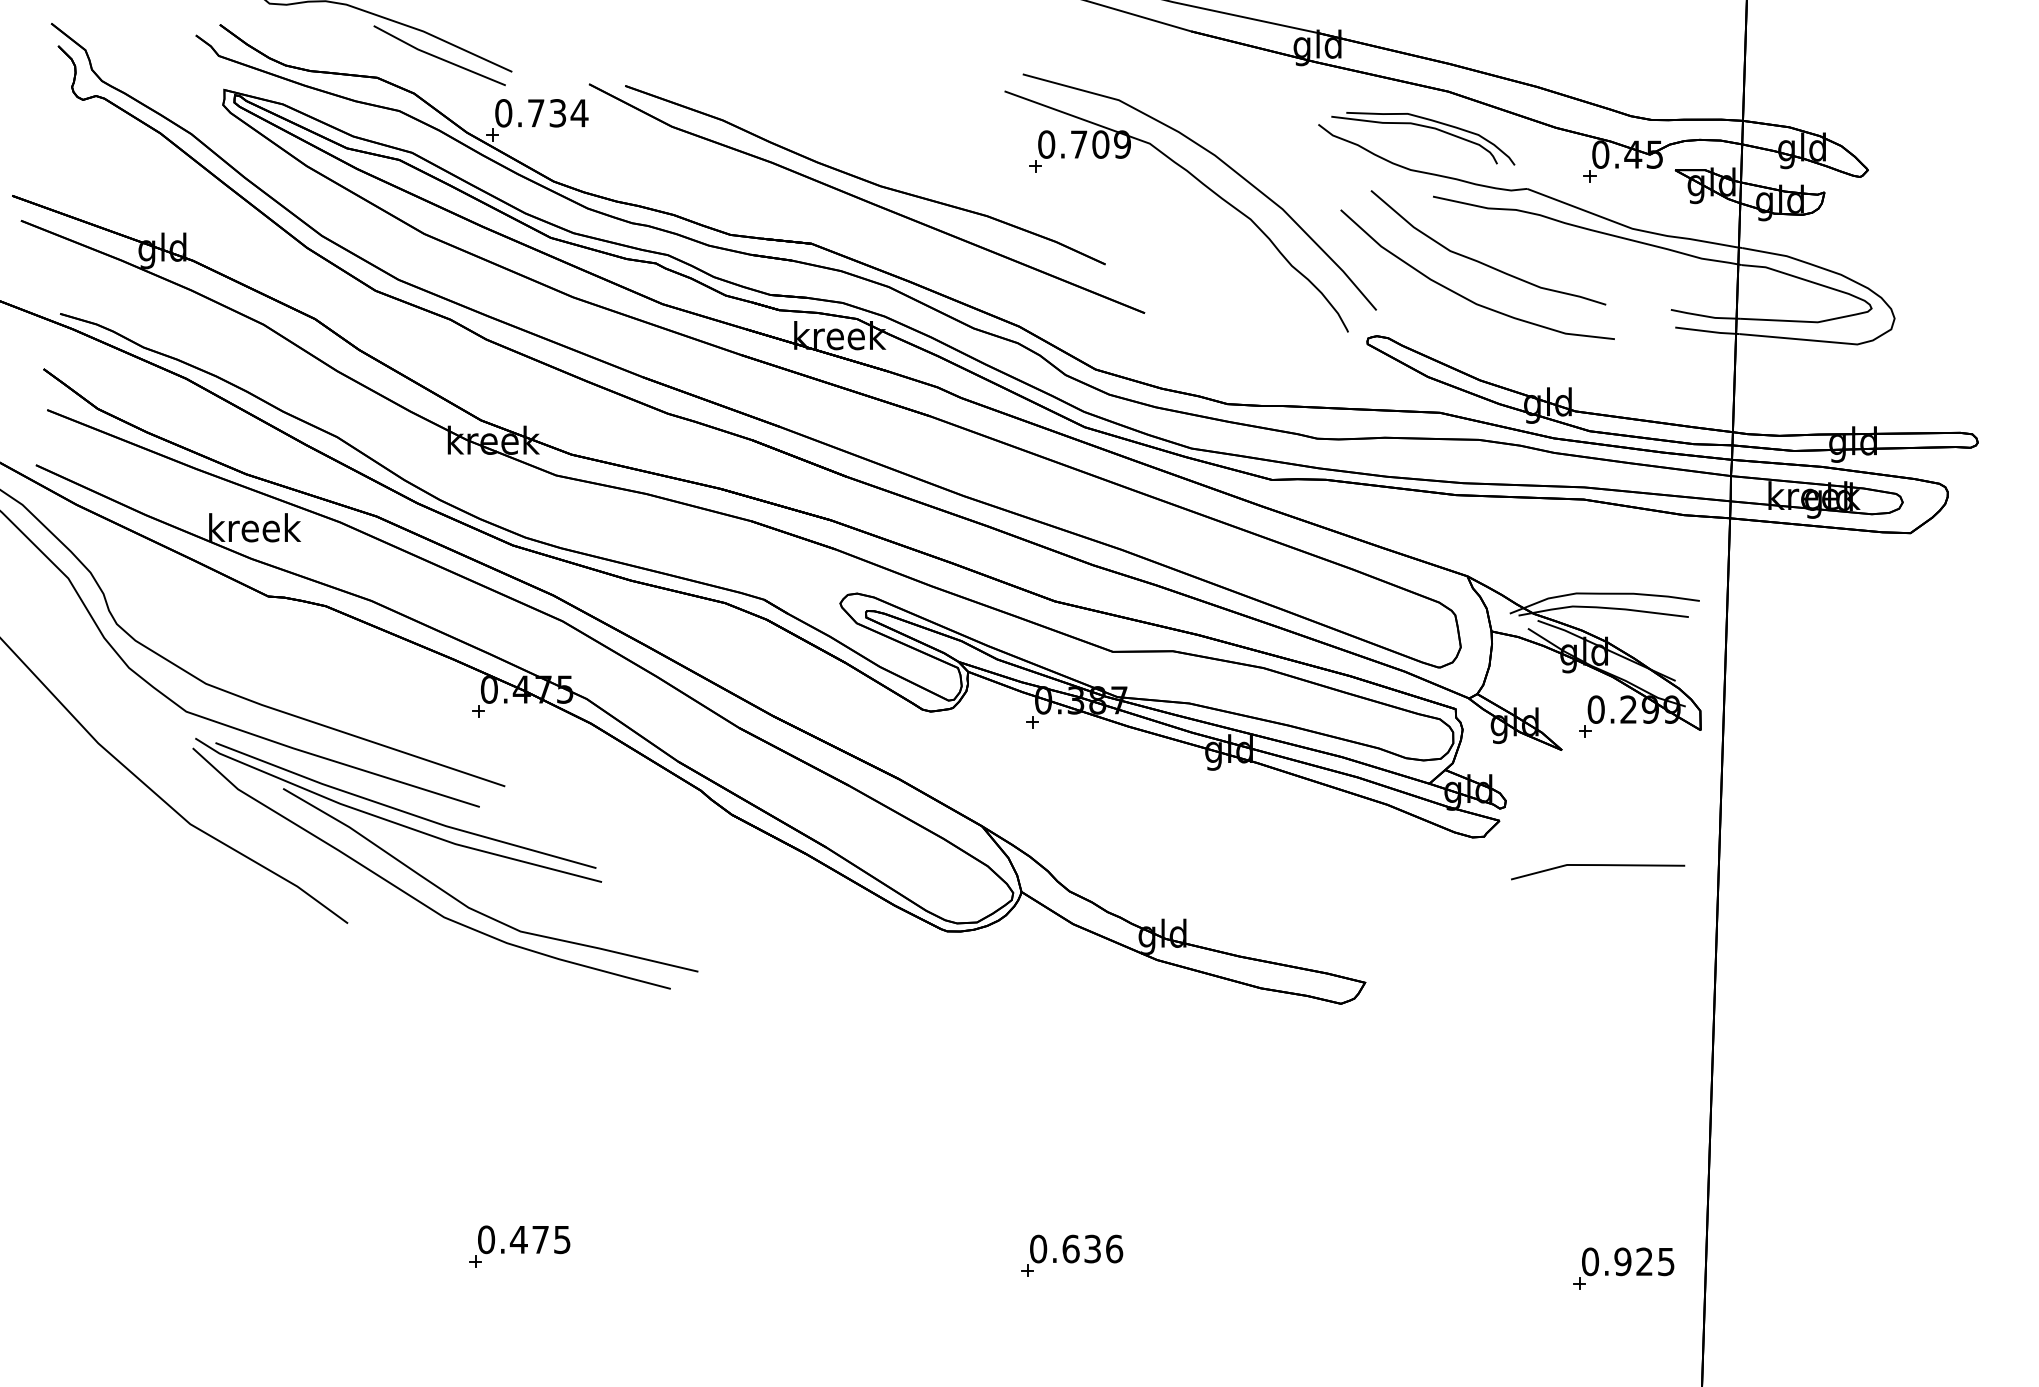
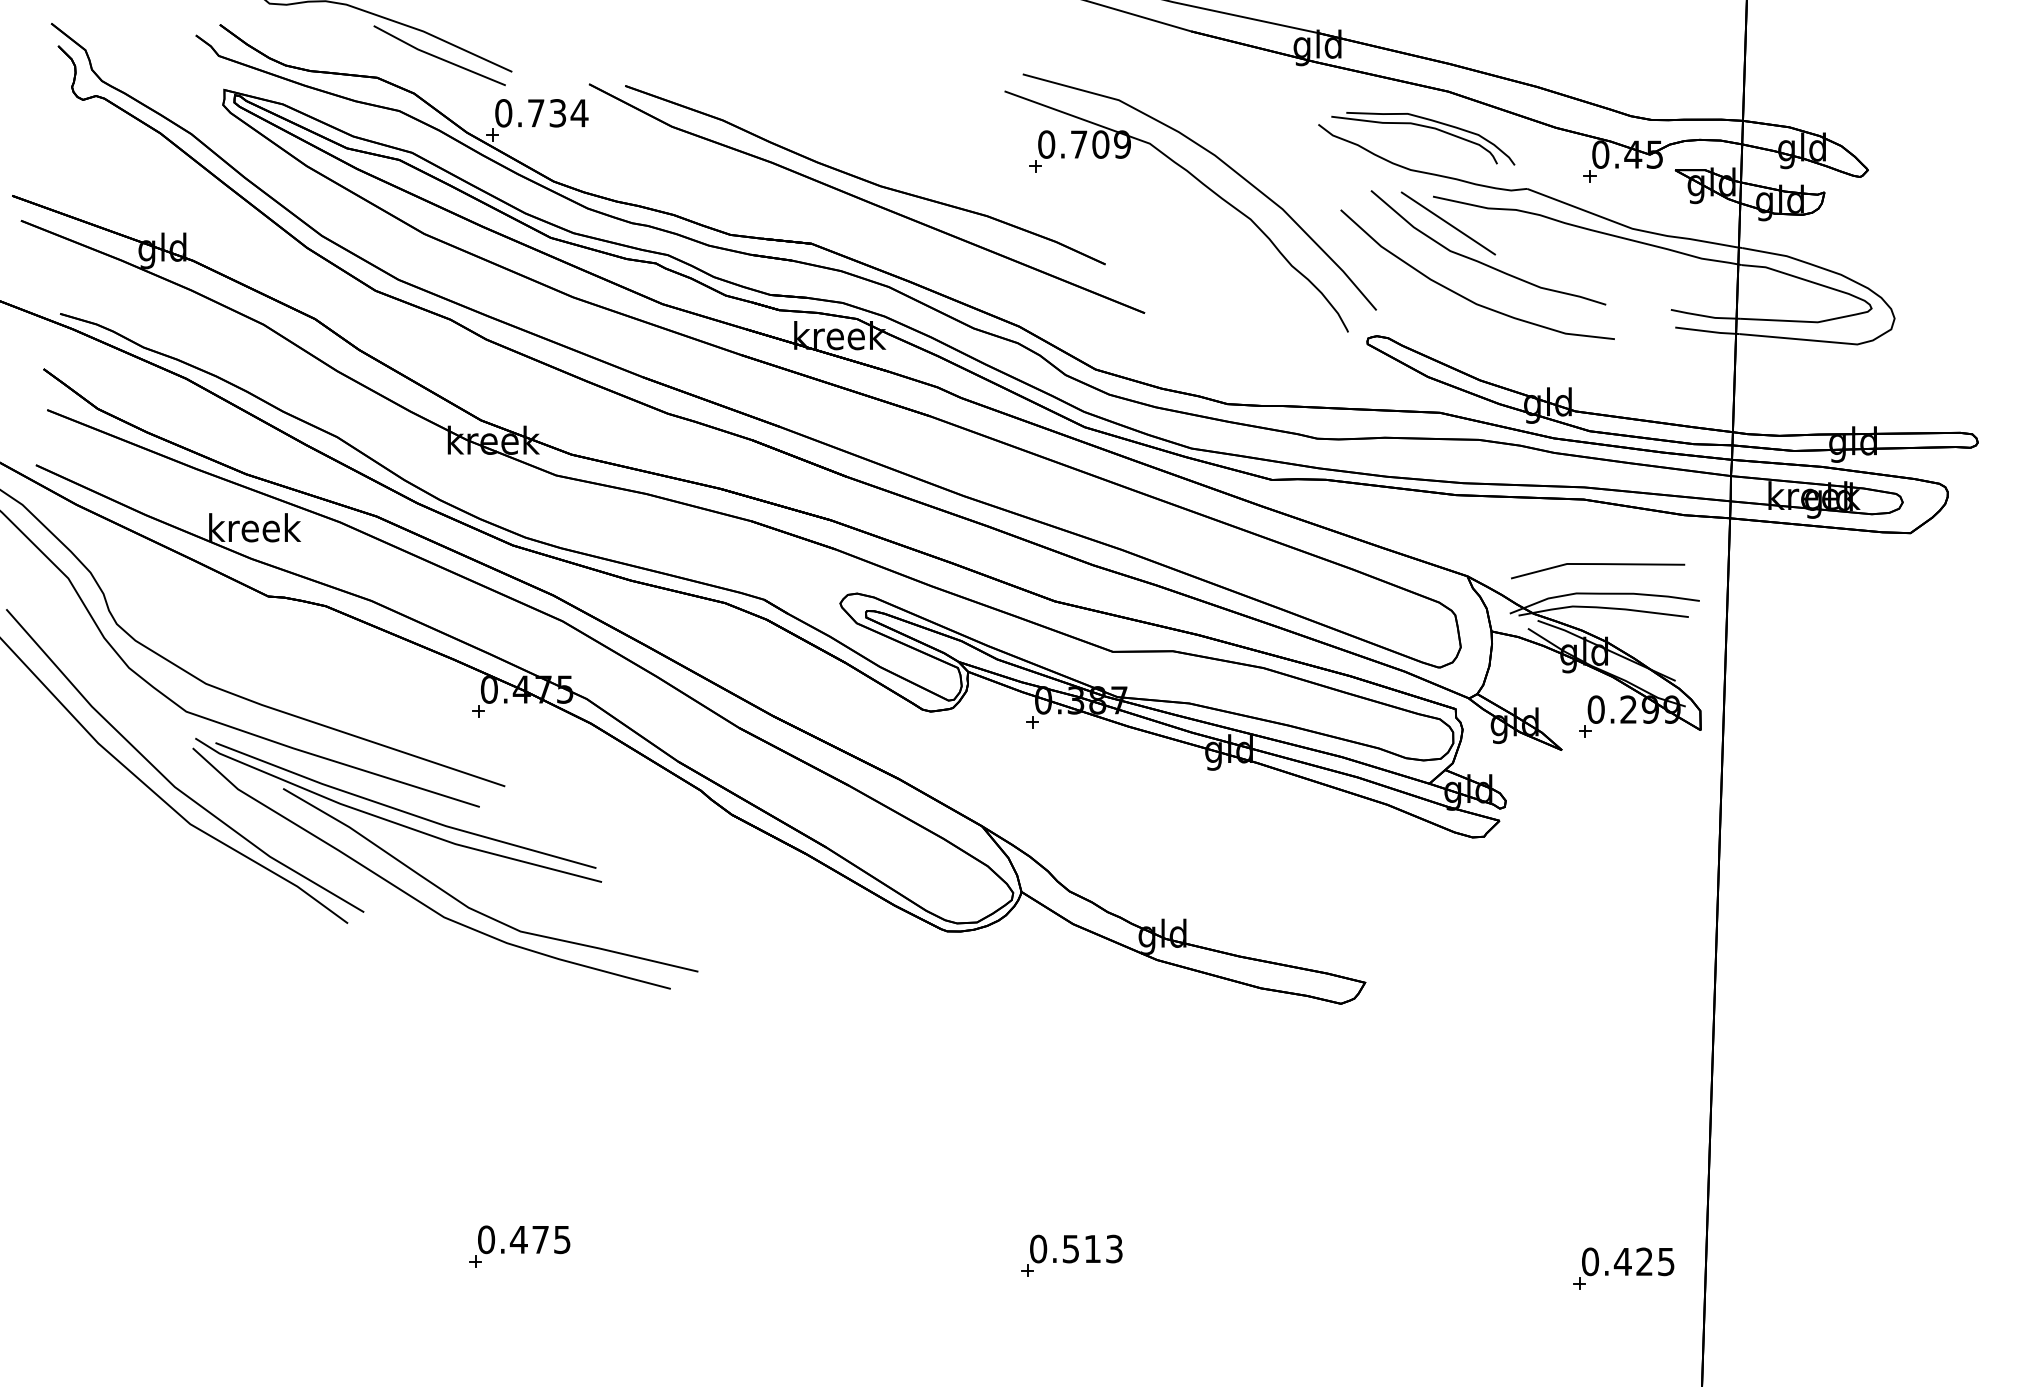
line: none -> present (1447, 223)
line: none -> present (167, 778)
line position: (1598, 865) -> (1598, 564) (1598, 564)
text: 0.636 -> 0.513 (1092, 1248)
text: 0.925 -> 0.425 (1622, 1261)
